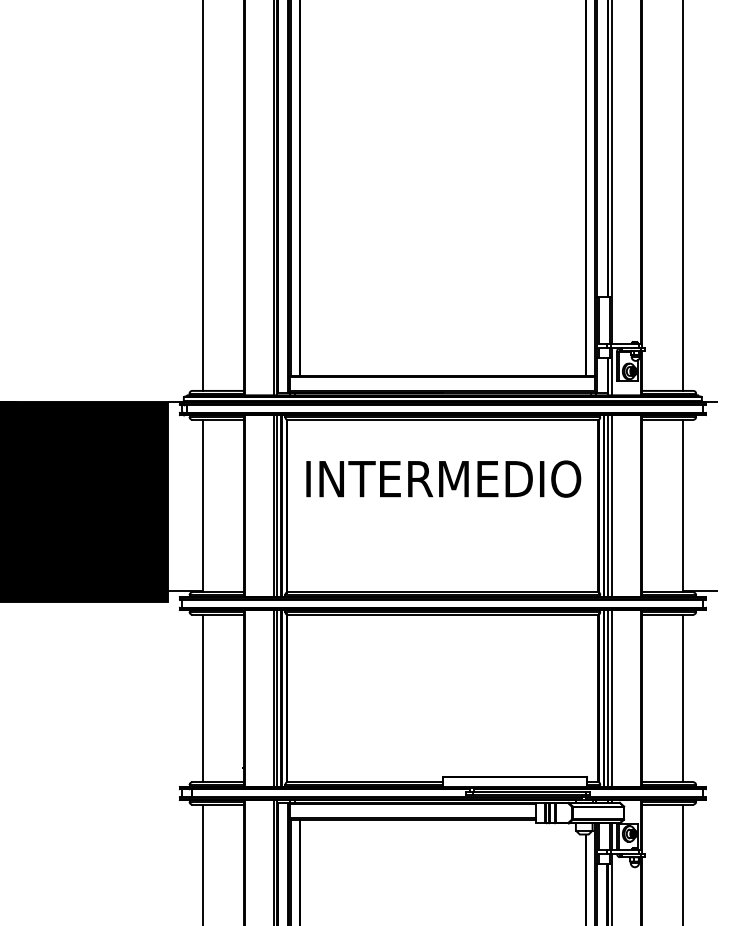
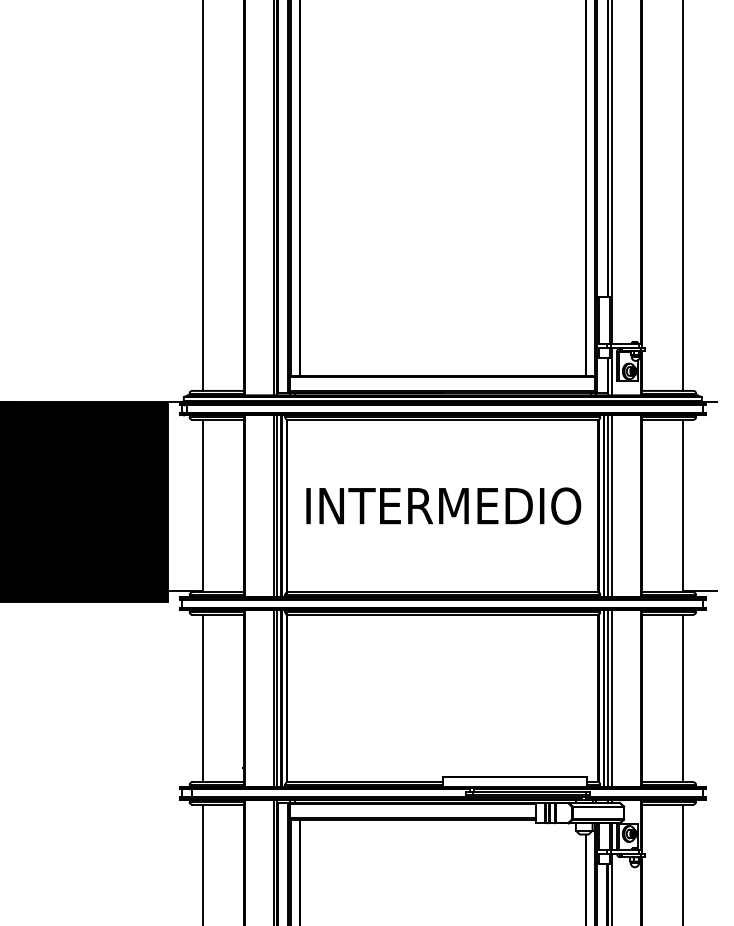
text position: (443, 478) -> (443, 505) (443, 505)
